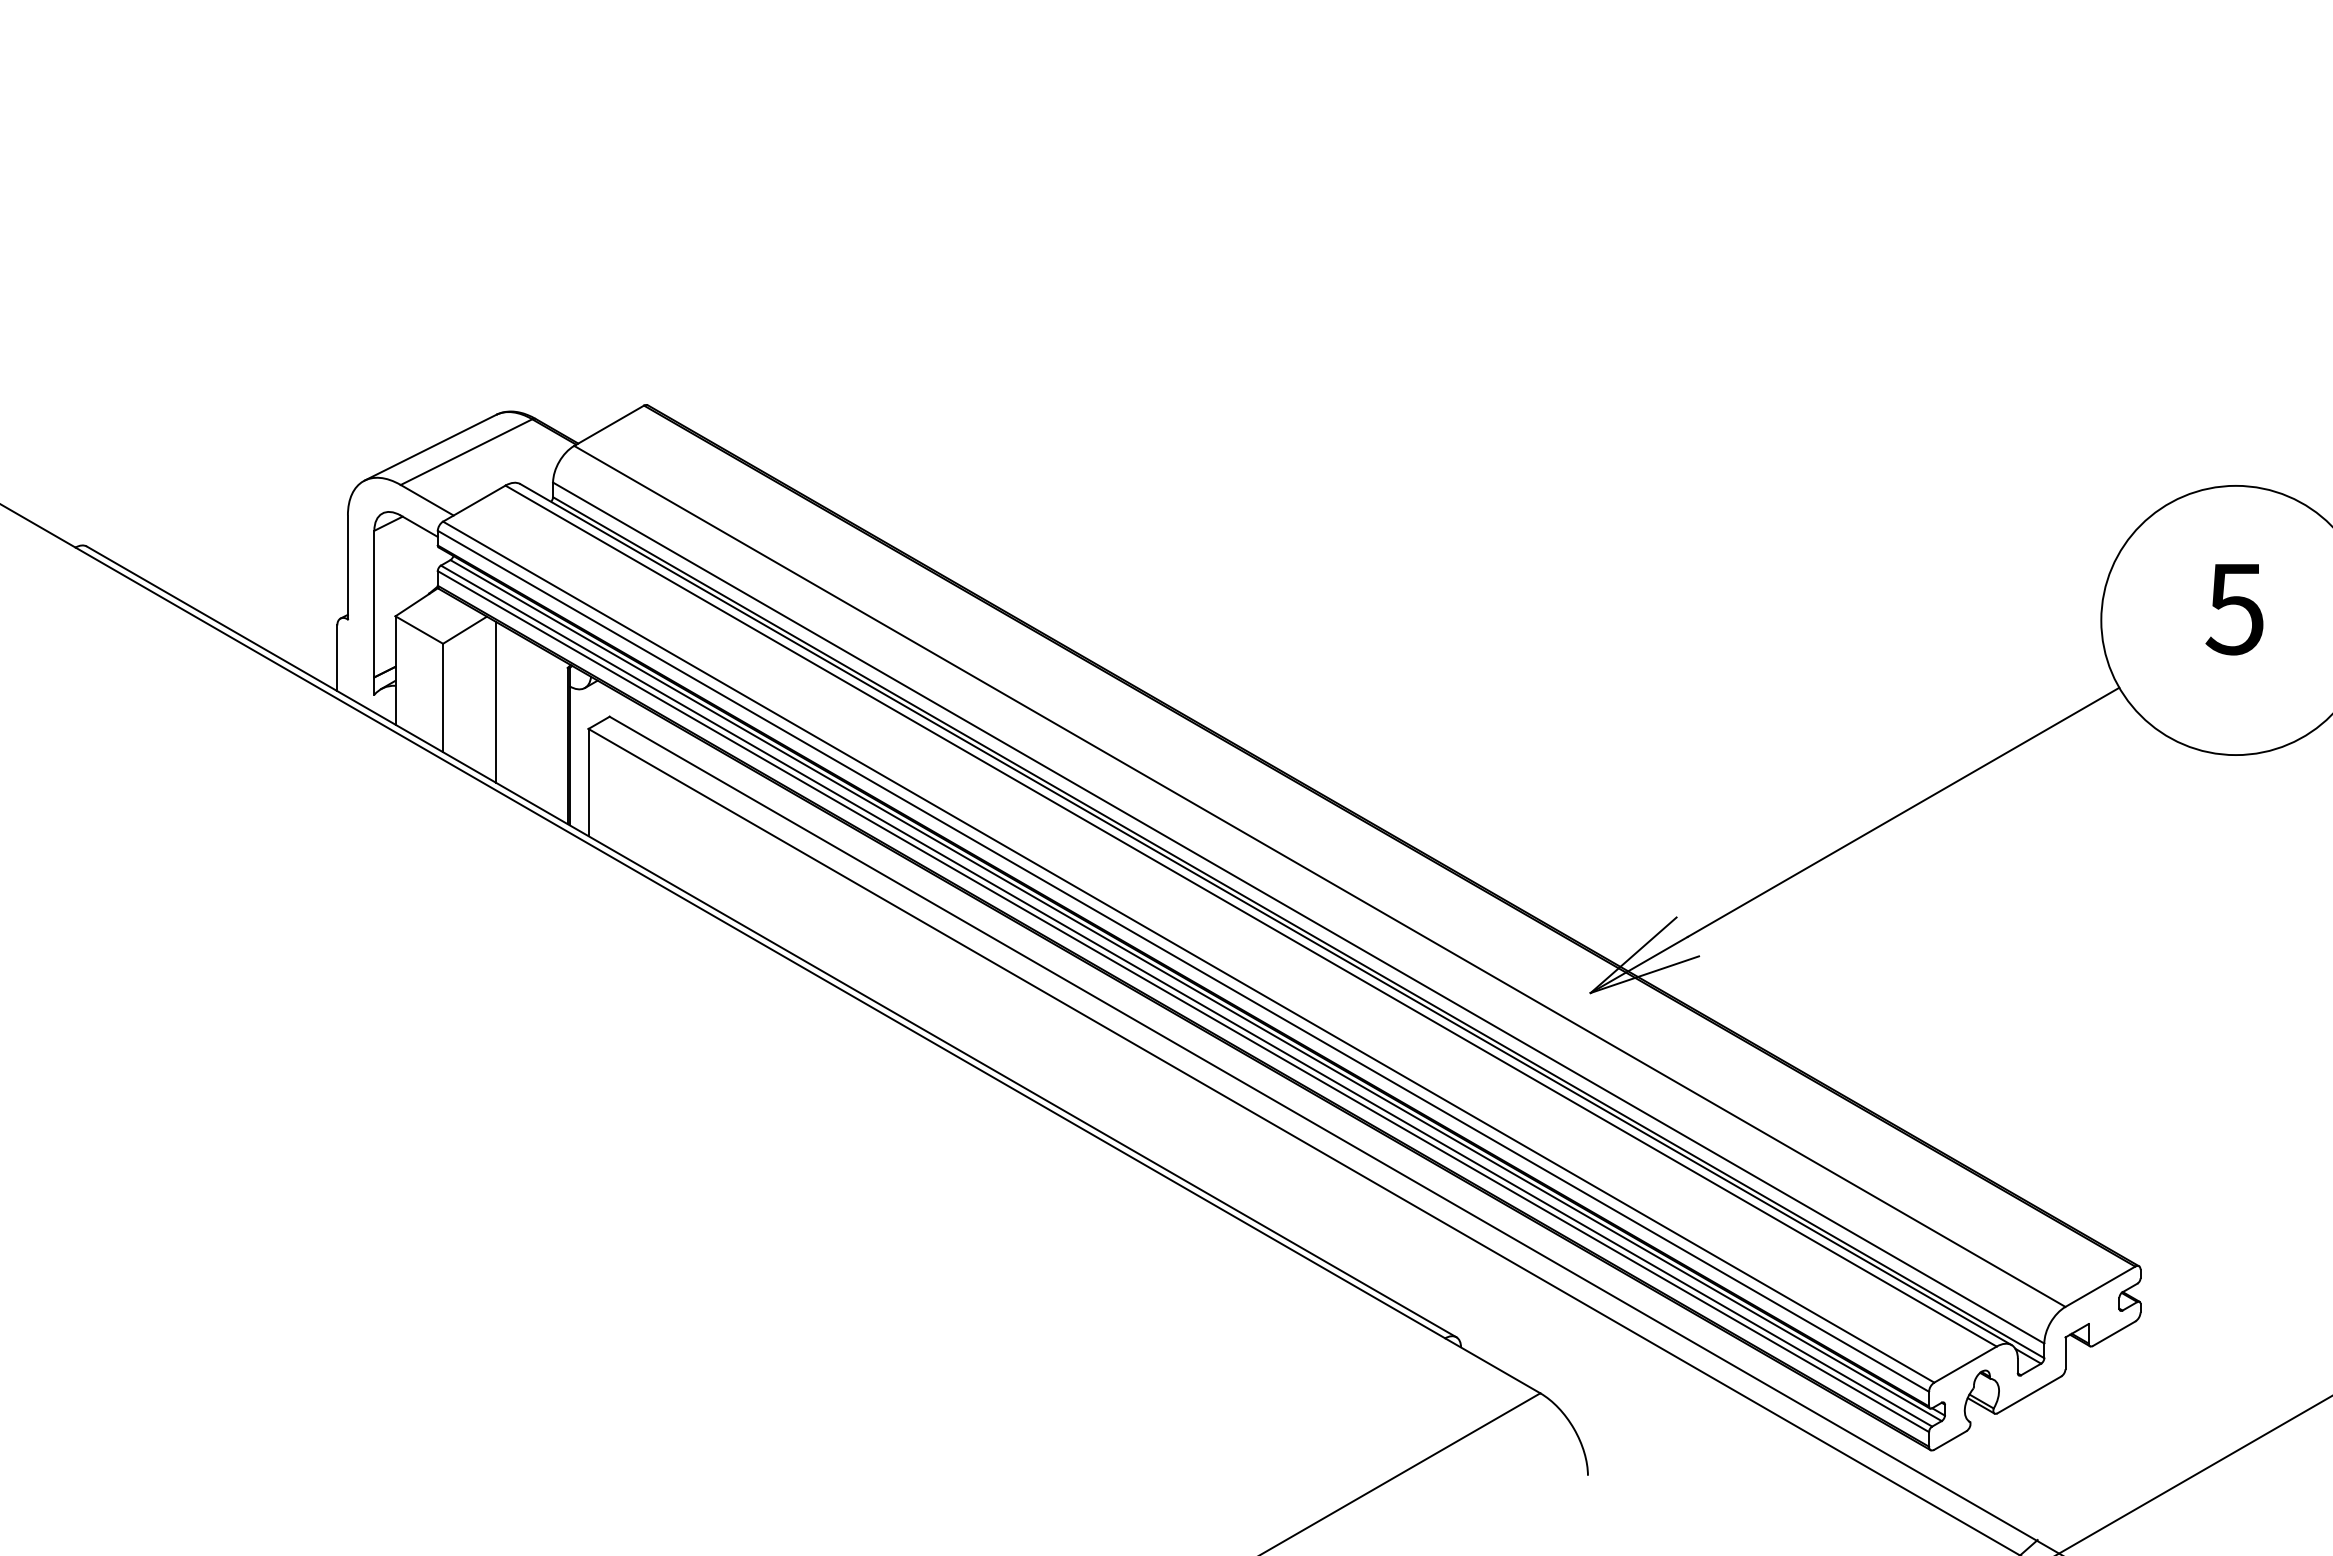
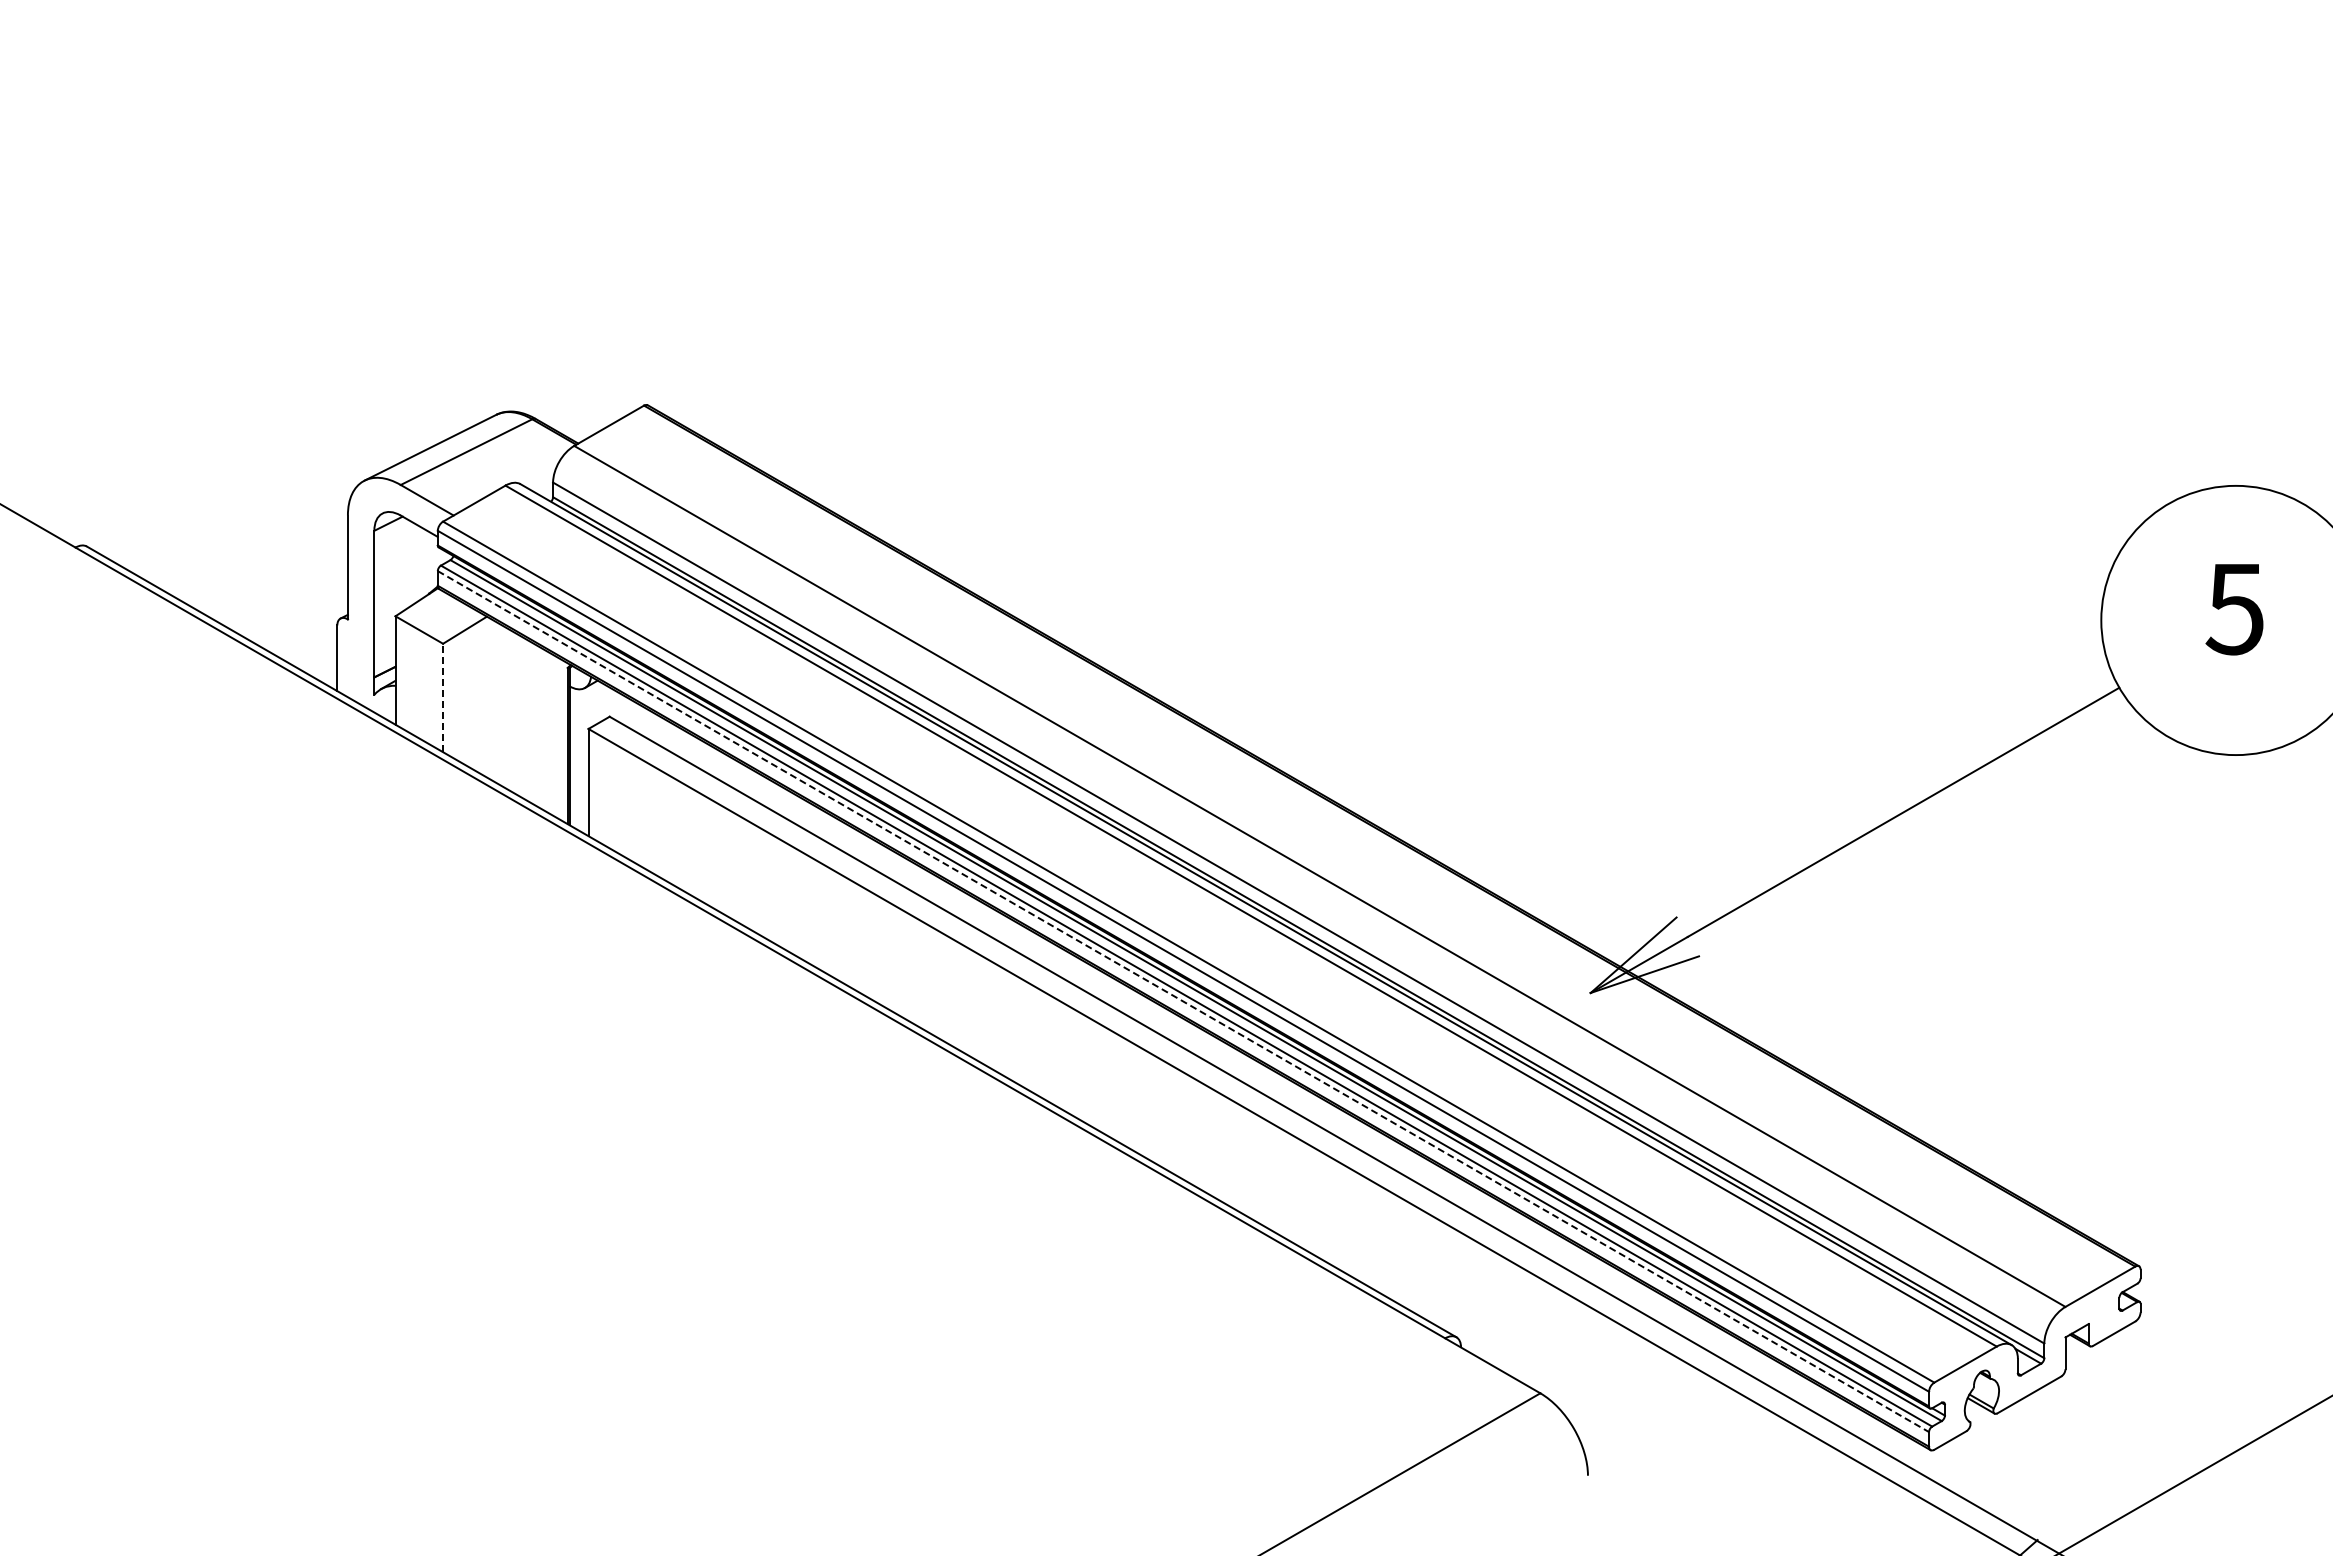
line: solid -> dashed (443, 697)
line: present -> none (495, 701)
line: solid -> dashed (1183, 1001)
